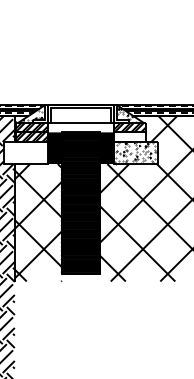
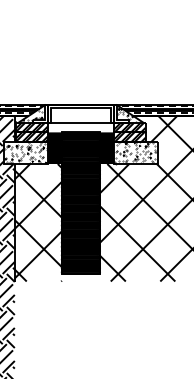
hatch: none -> present (129, 136)
hatch: none -> present (25, 153)
